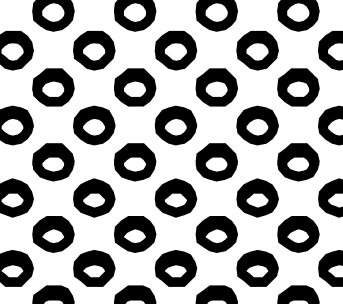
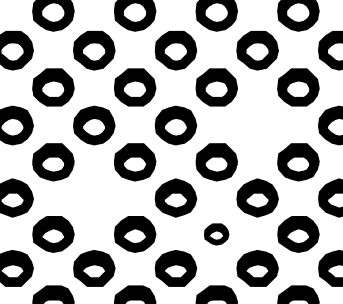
part: present -> none (257, 125)
part: present -> none (94, 197)
part size: 43x37 px -> 26x23 px (216, 234)
